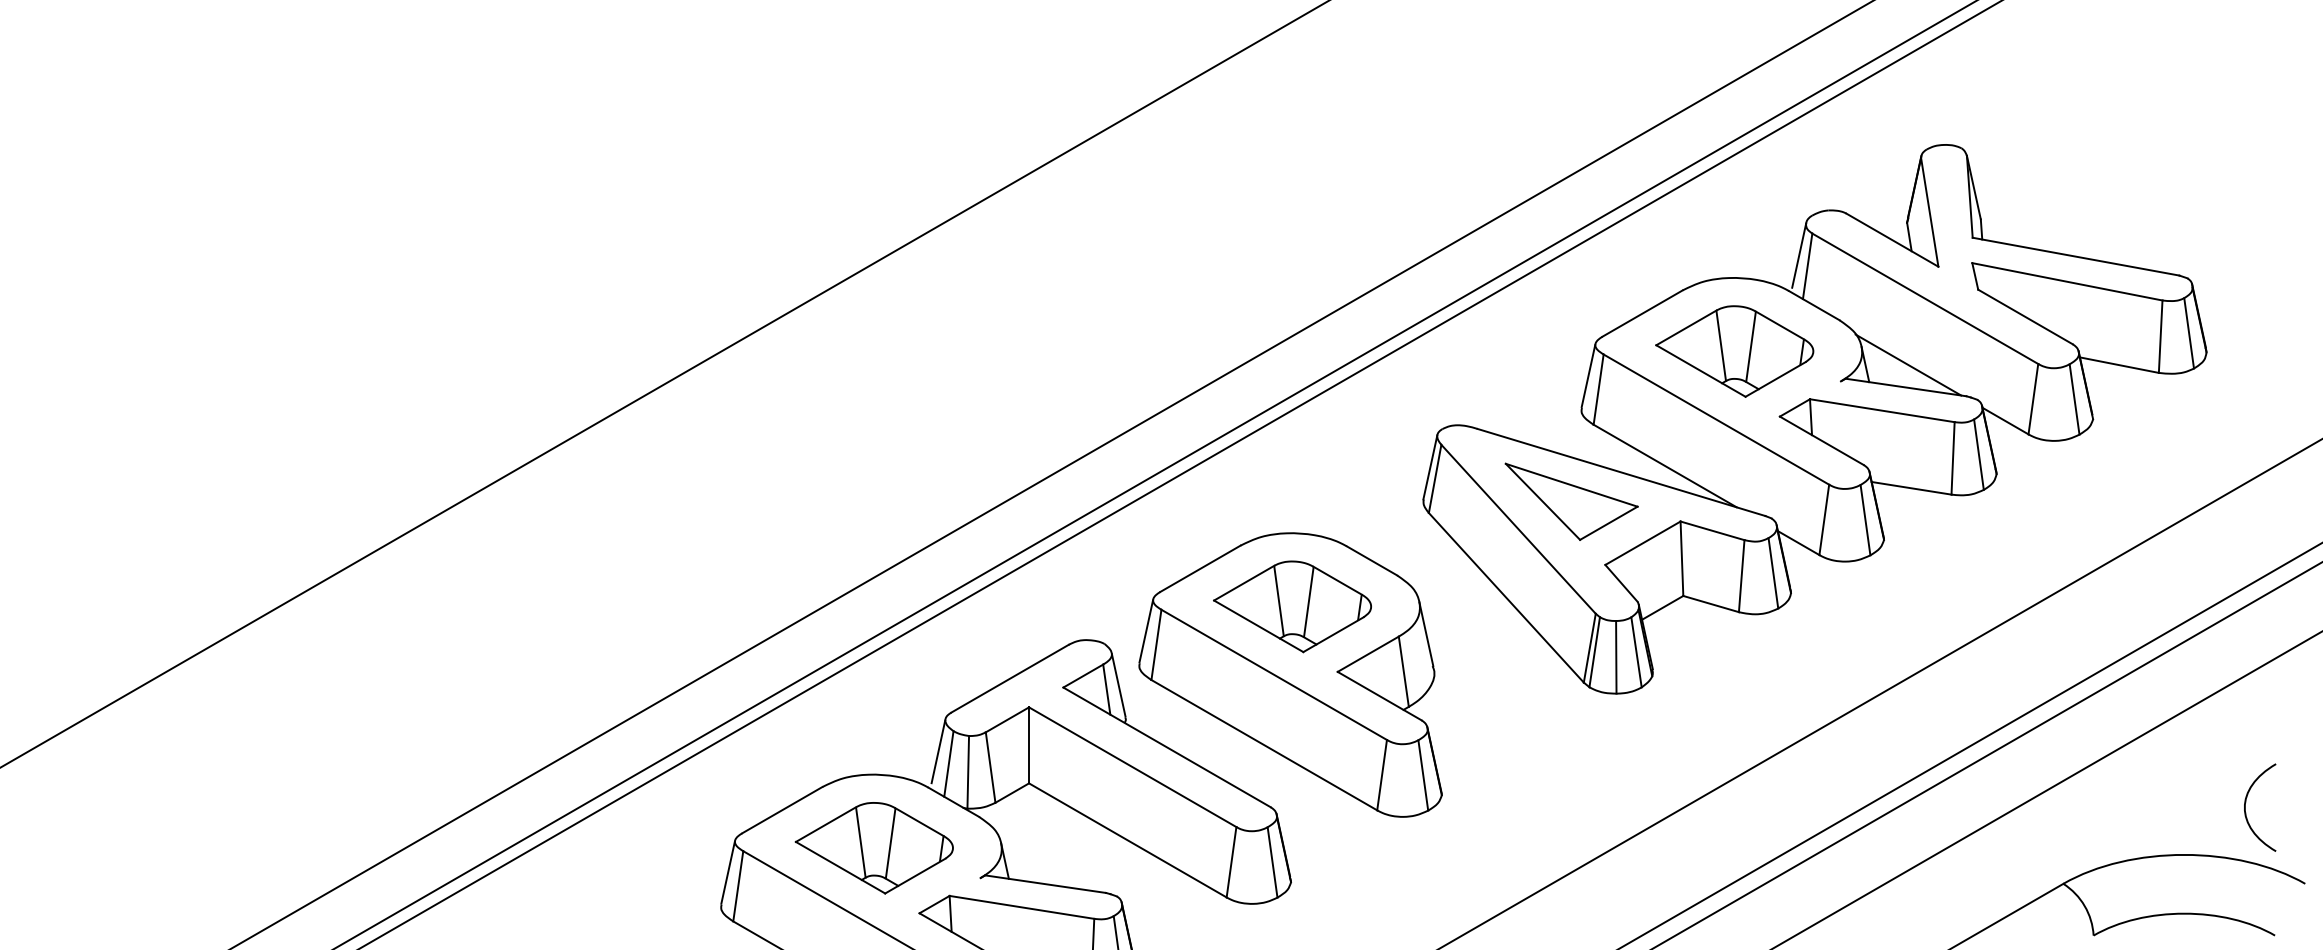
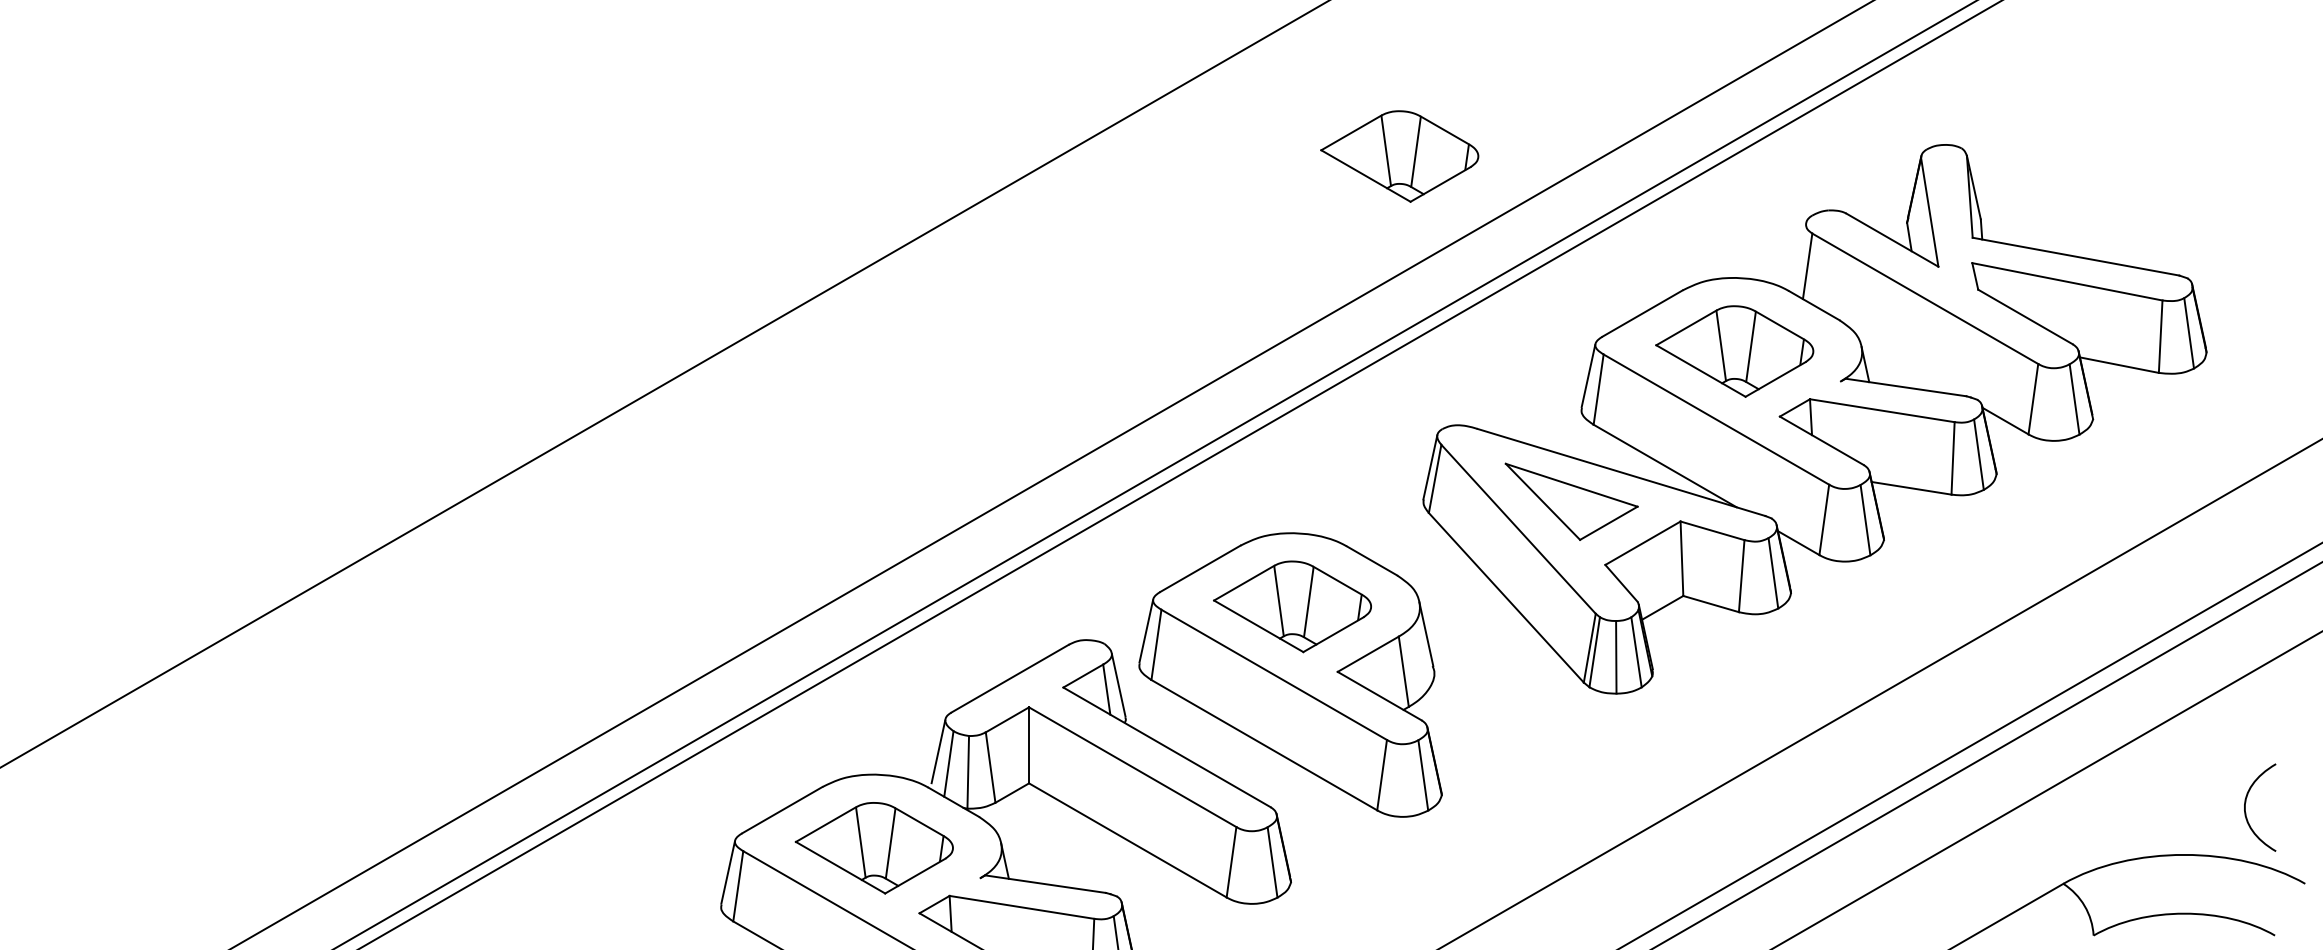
part: none -> present (1399, 156)
line: present -> none (1799, 255)
line: present -> none (1908, 364)
